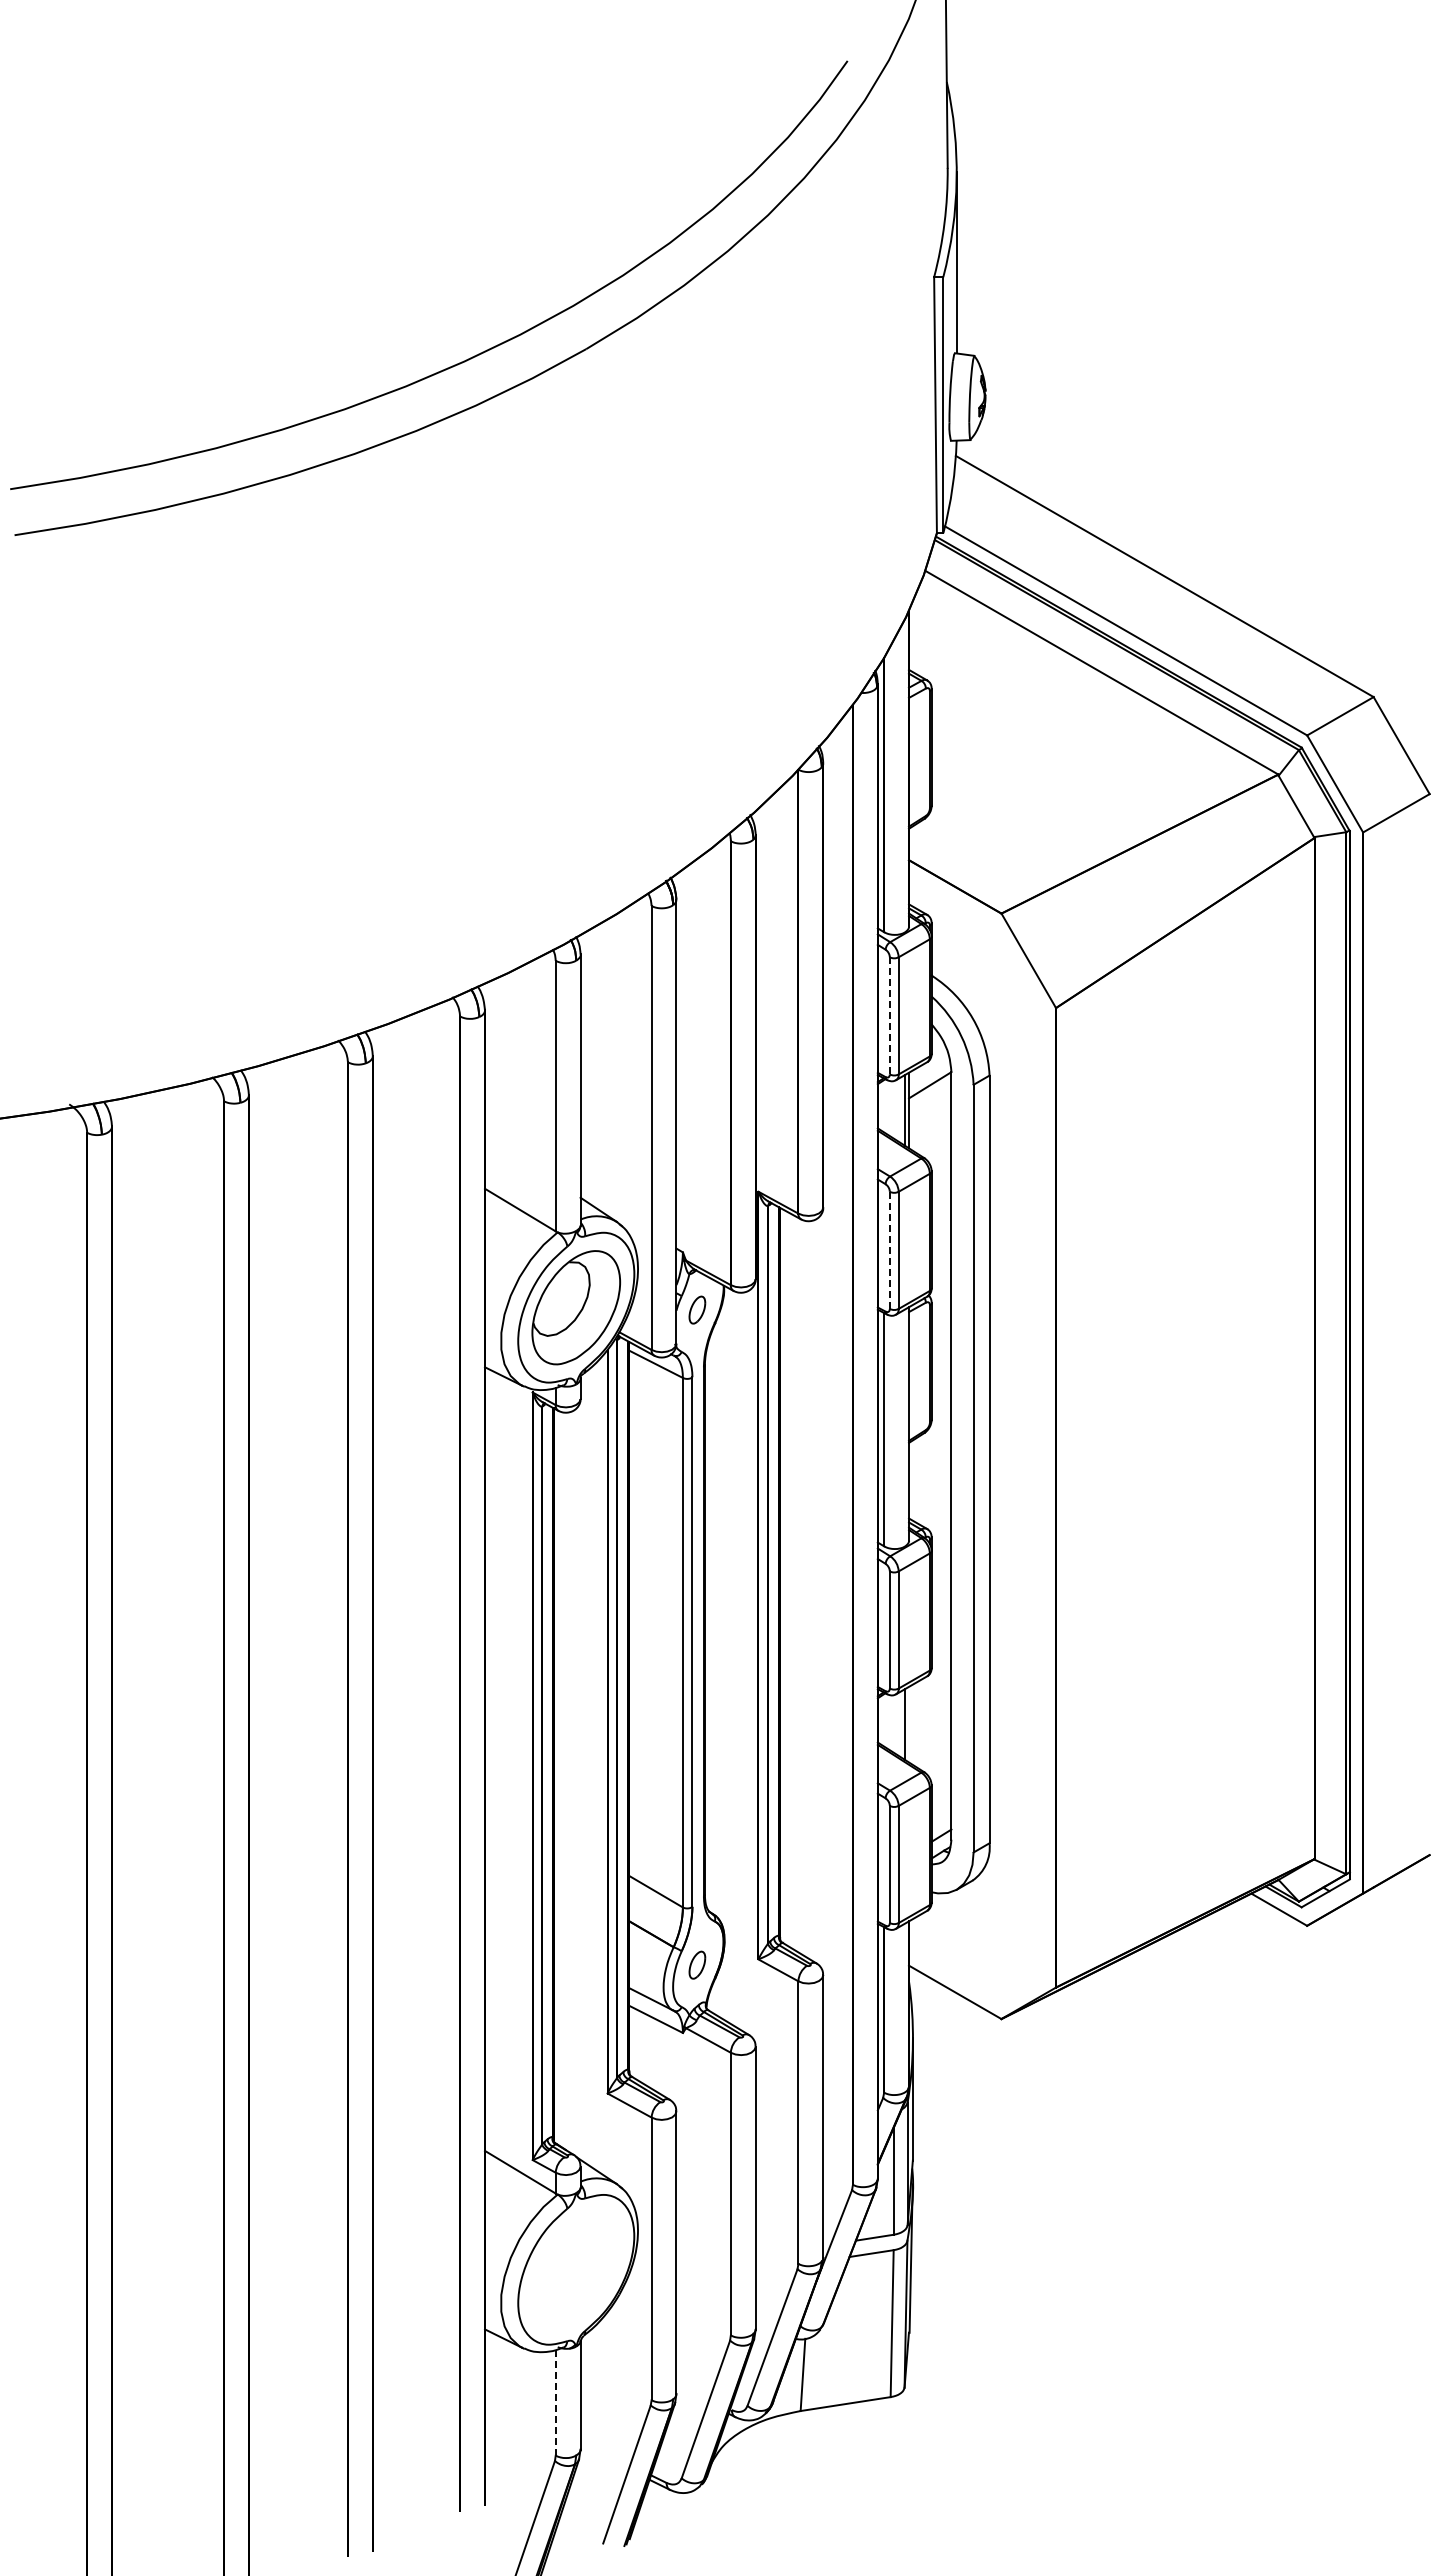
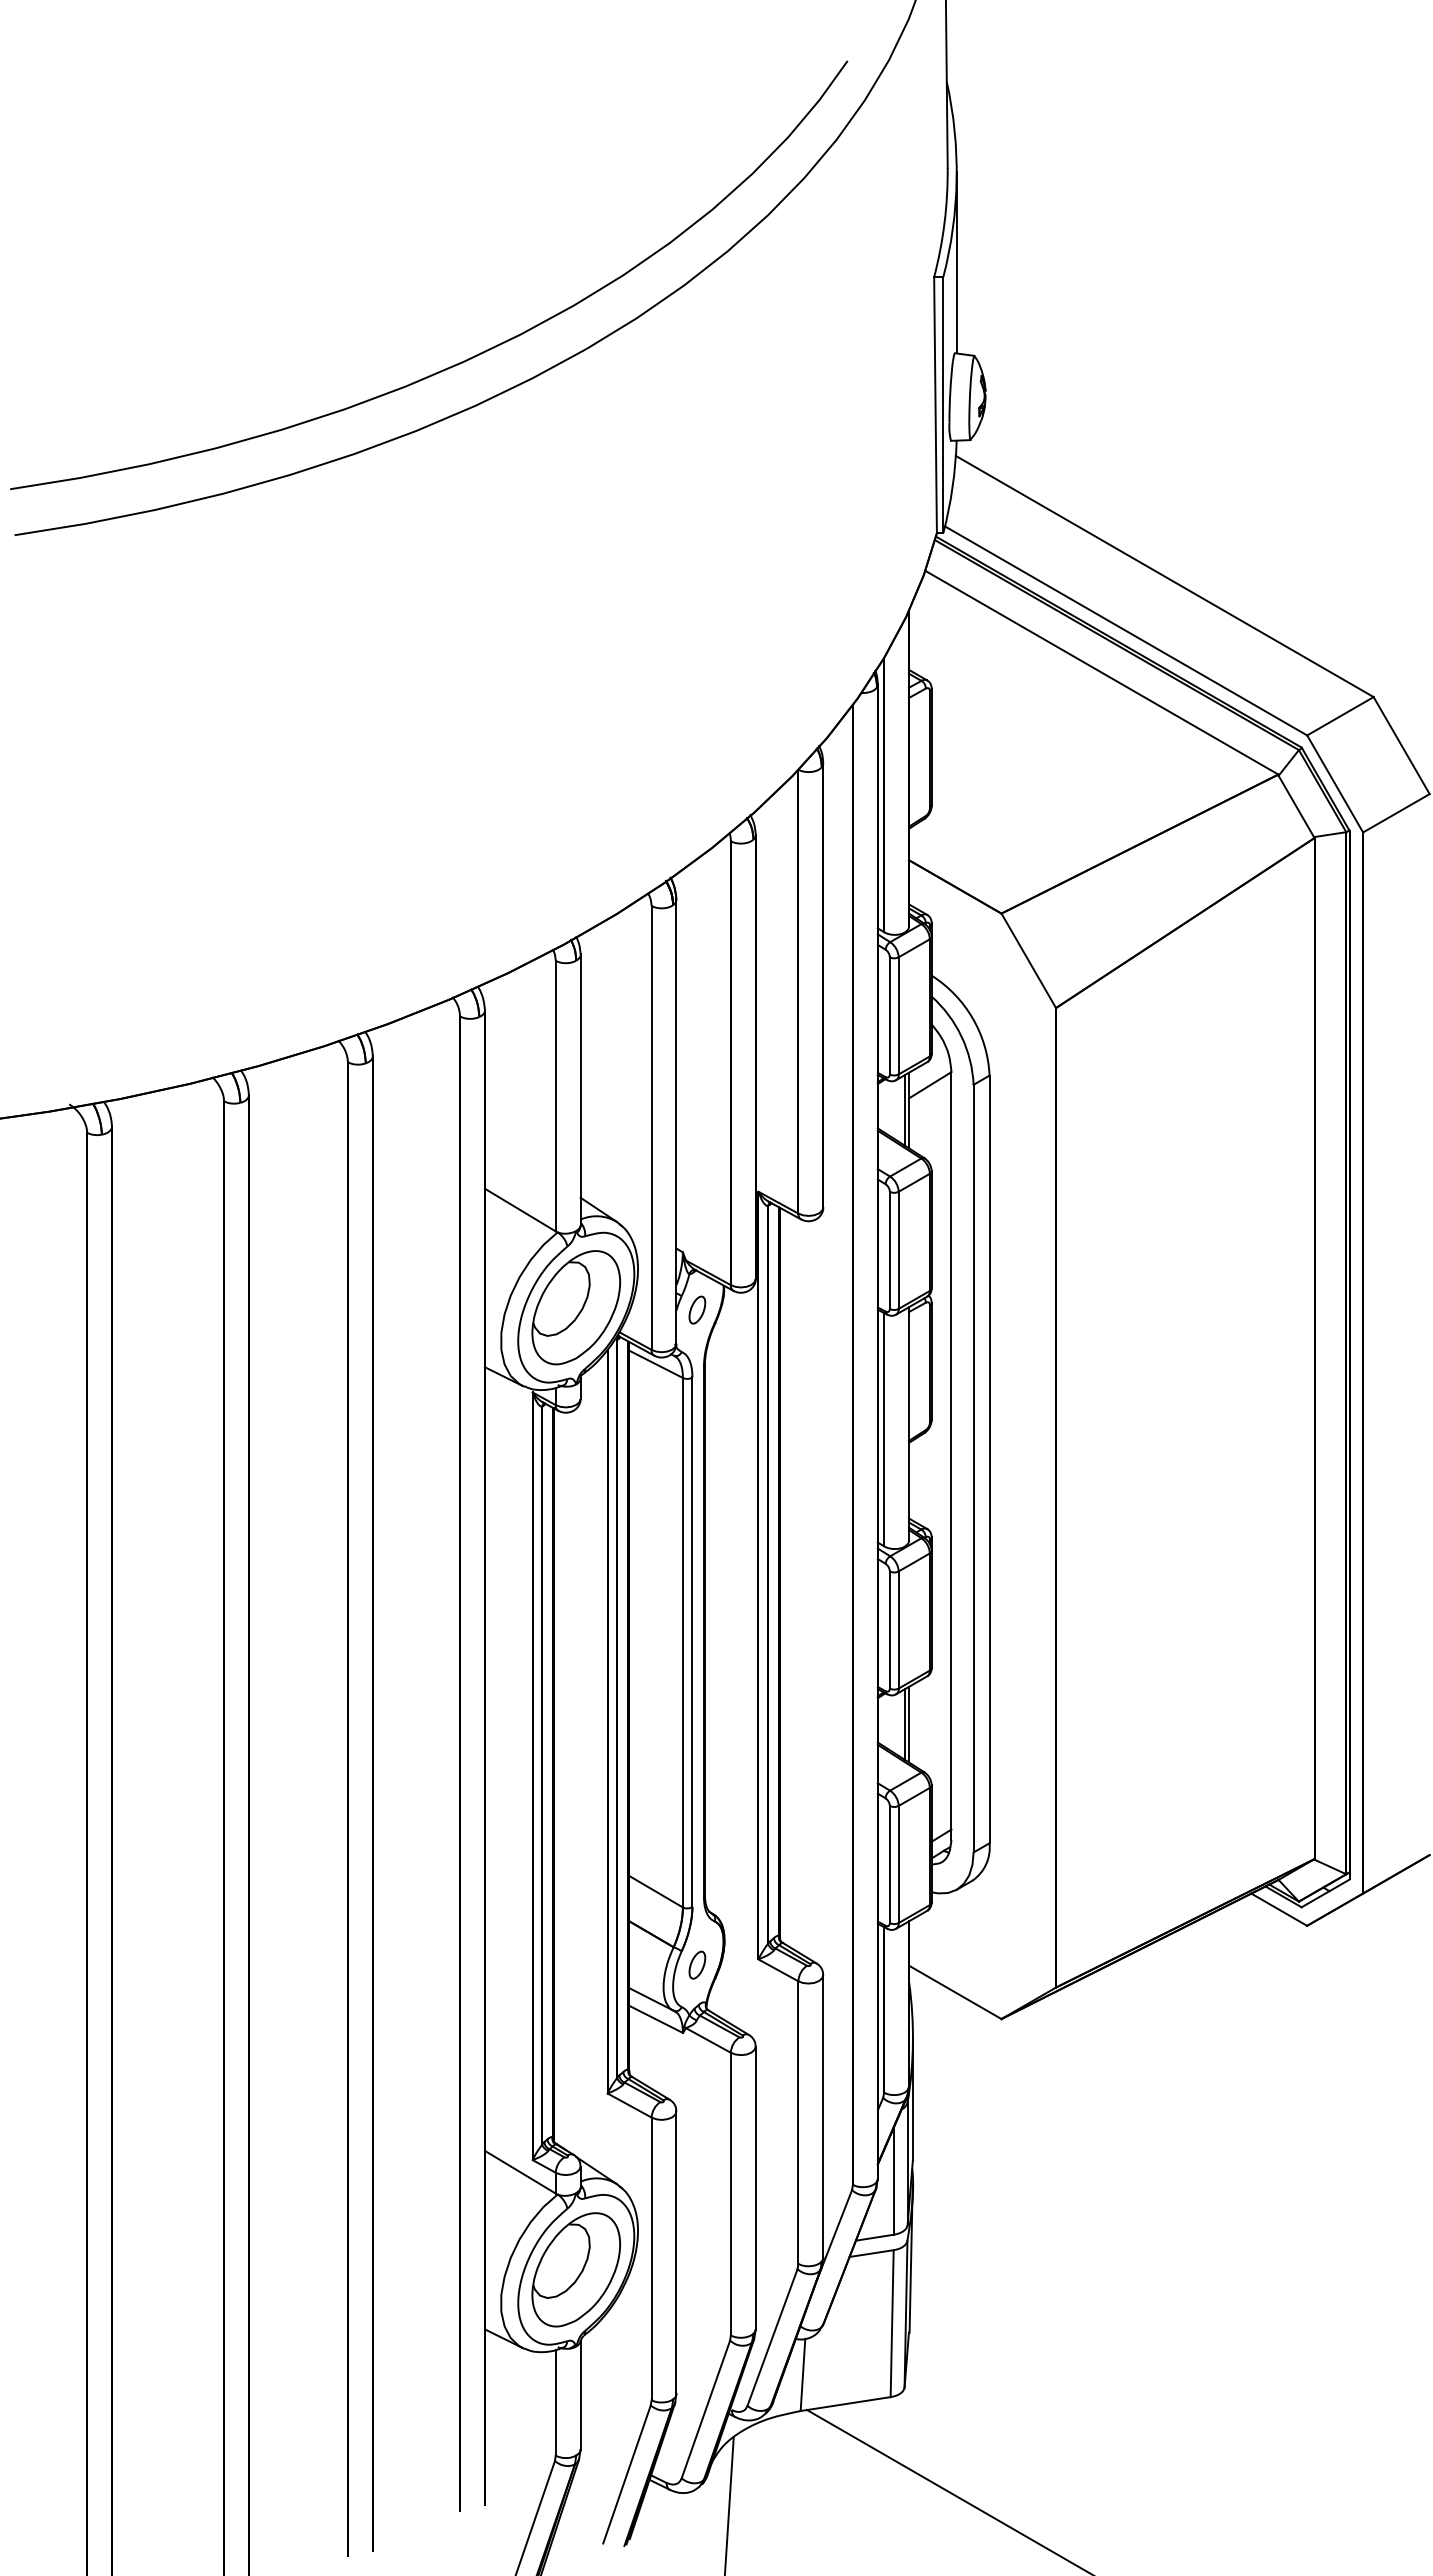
line: dashed -> solid (889, 1015)
line: dashed -> solid (889, 1250)
line: none -> present (909, 1724)
part: none -> present (575, 2269)
line: dashed -> solid (555, 2402)
line: none -> present (947, 2491)
line: none -> present (729, 2504)
